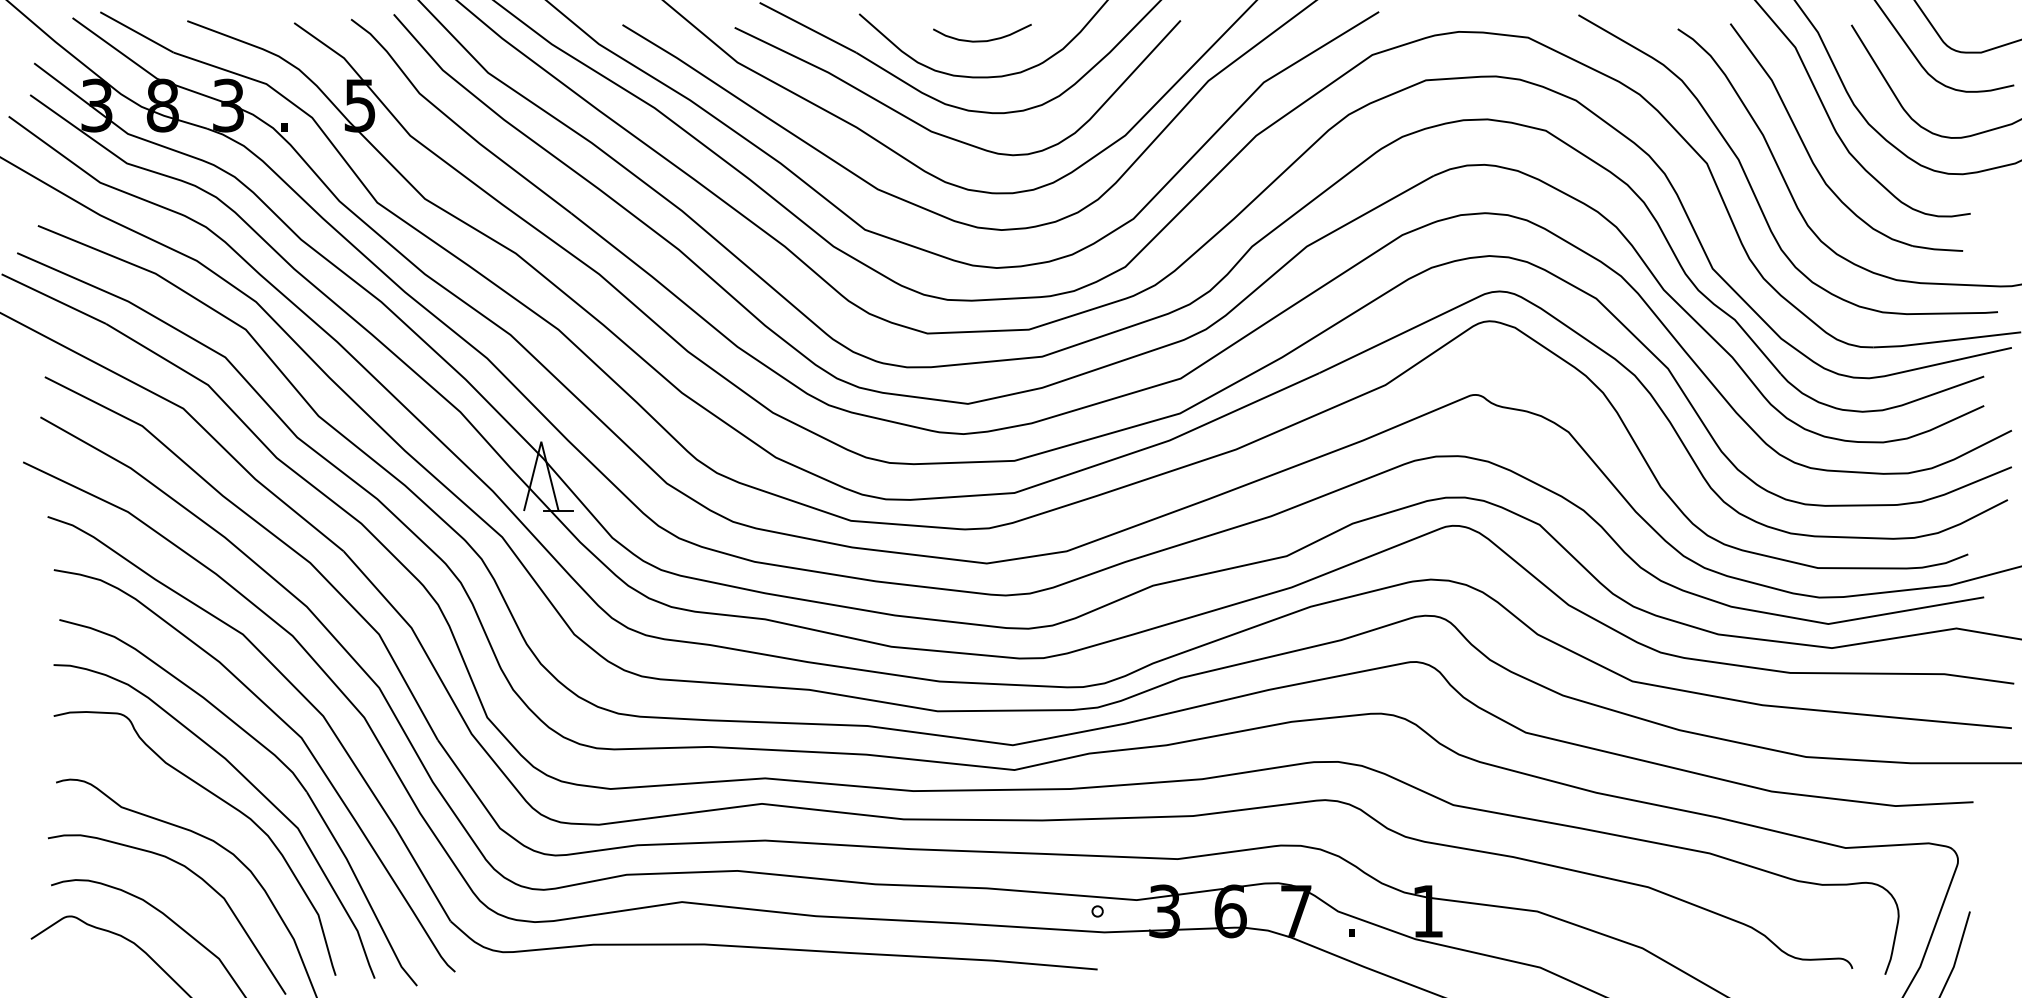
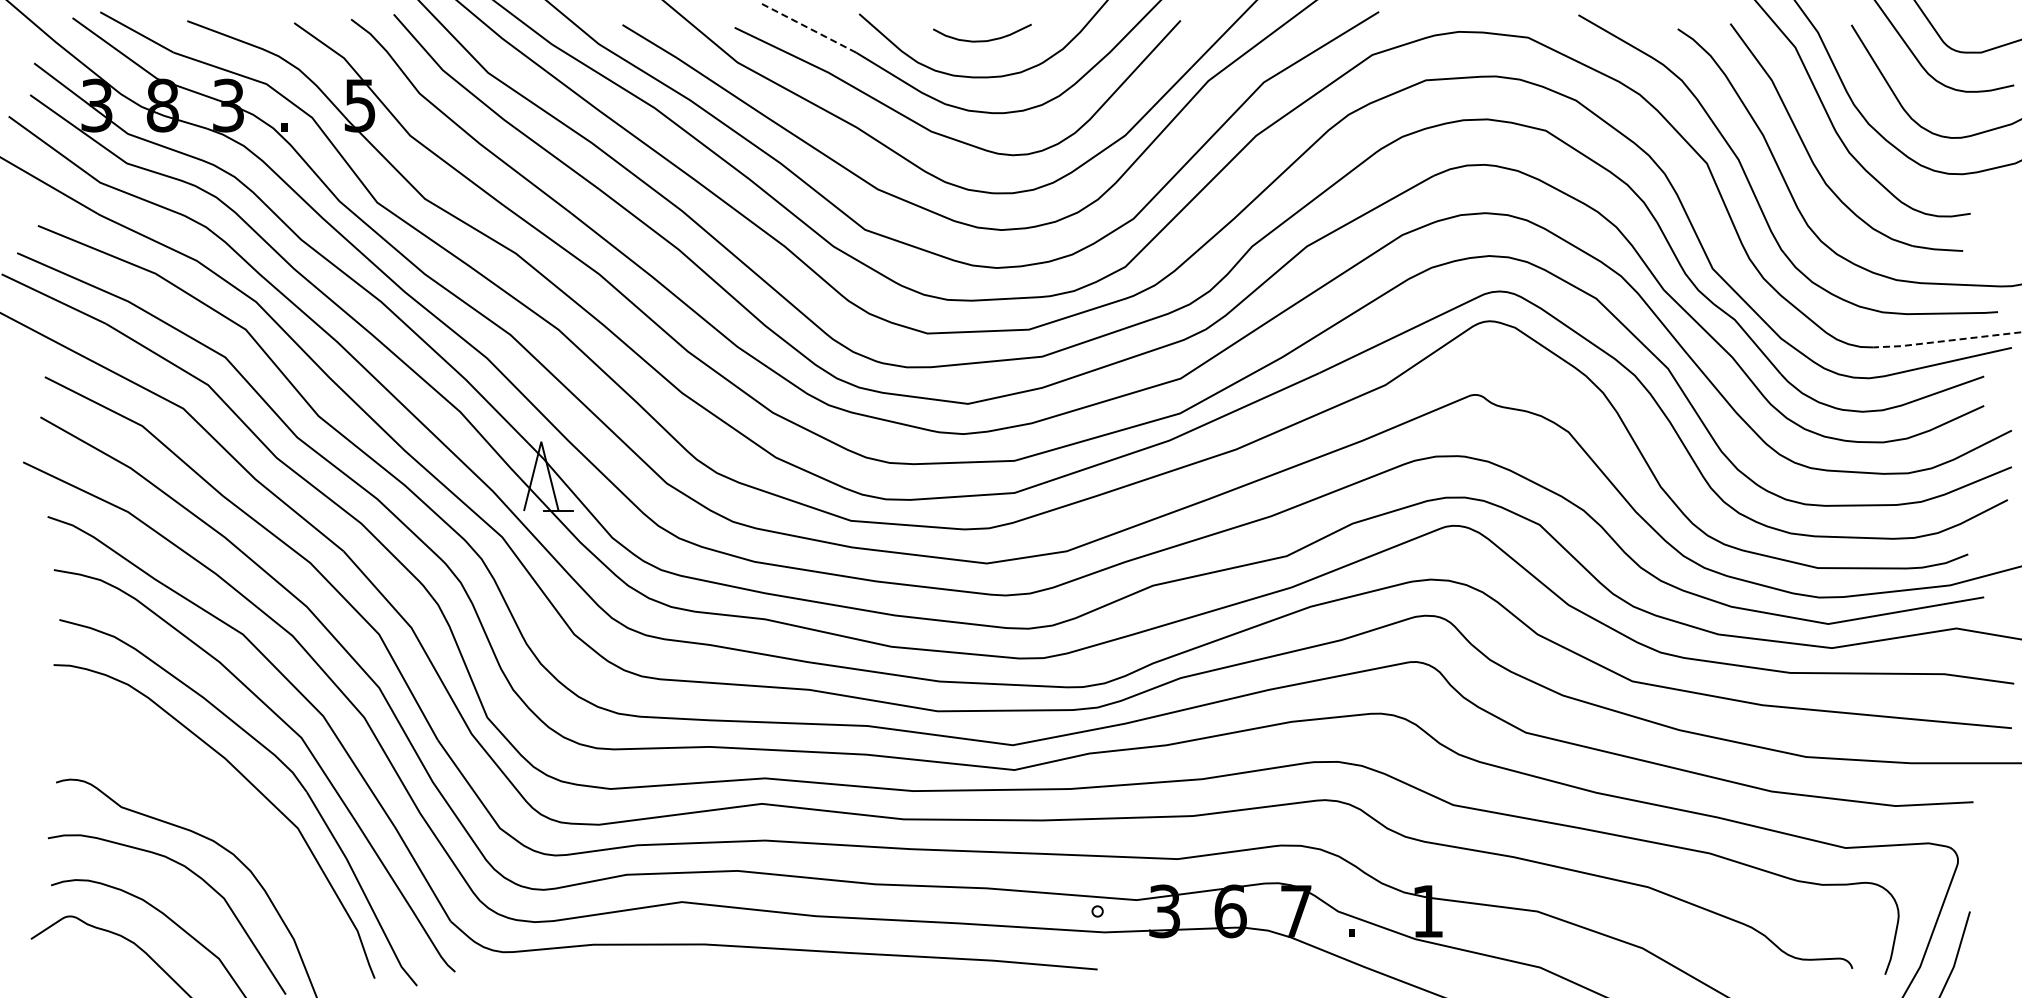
line: solid -> dashed (807, 27)
line: solid -> dashed (1946, 340)
curve: present -> none (222, 801)
